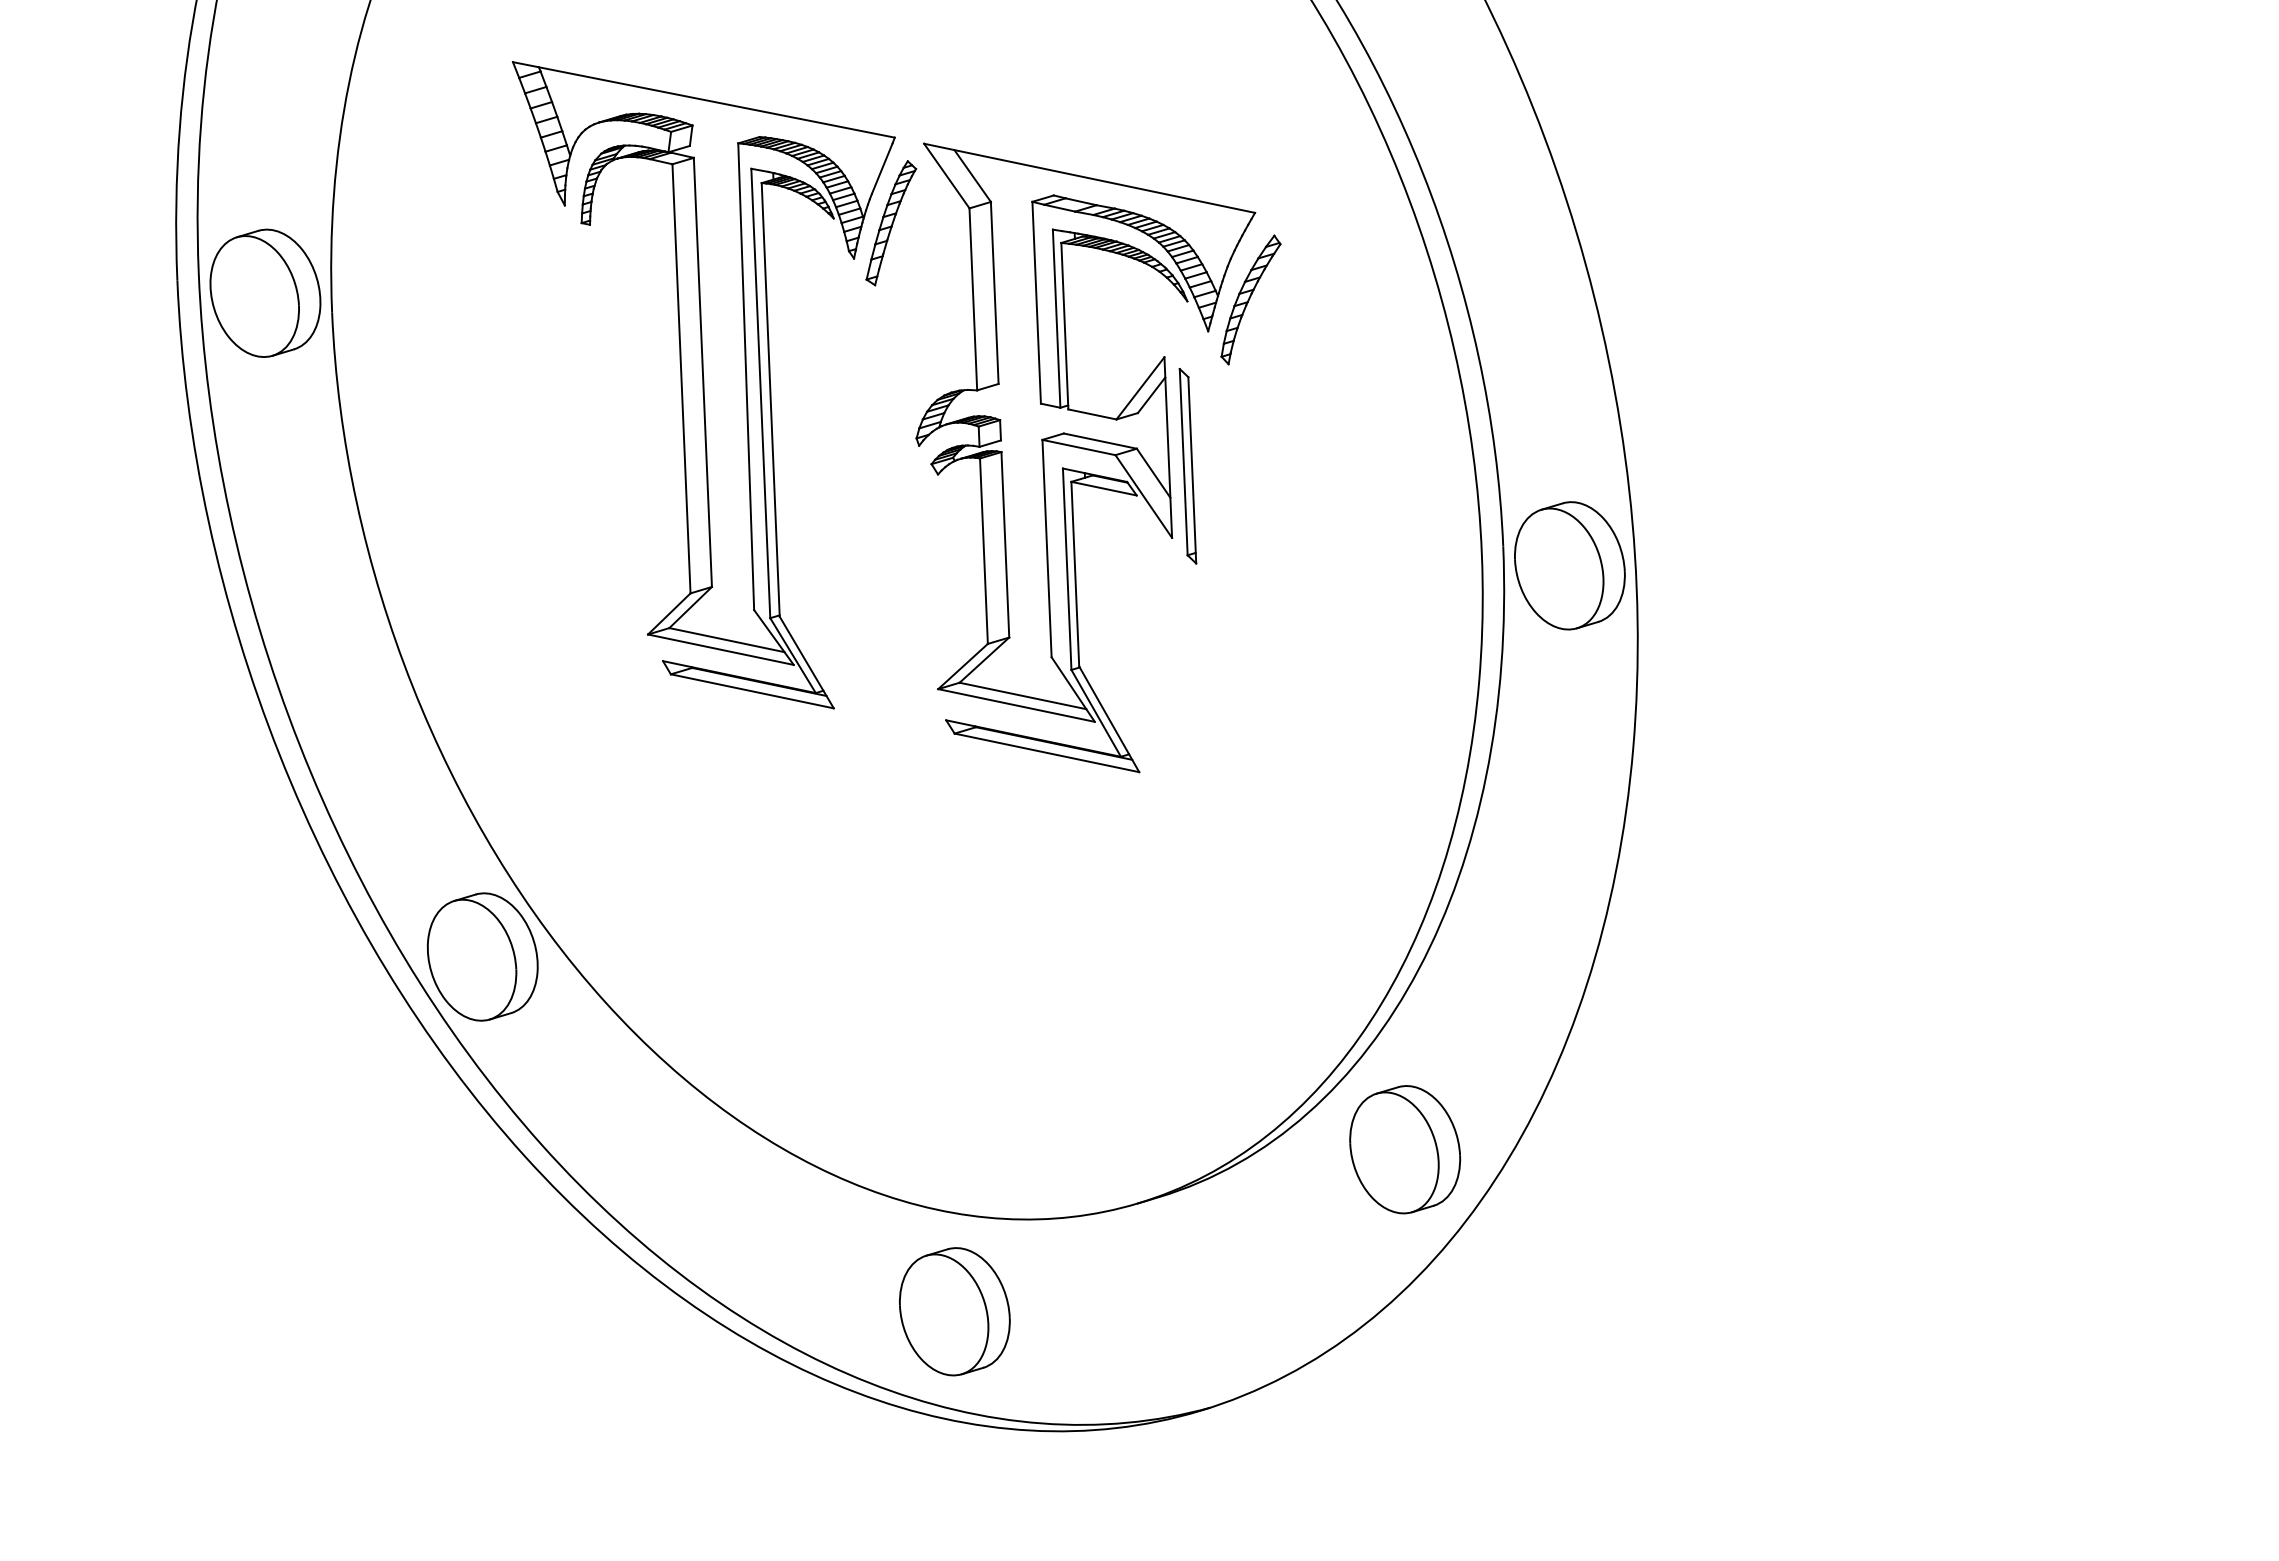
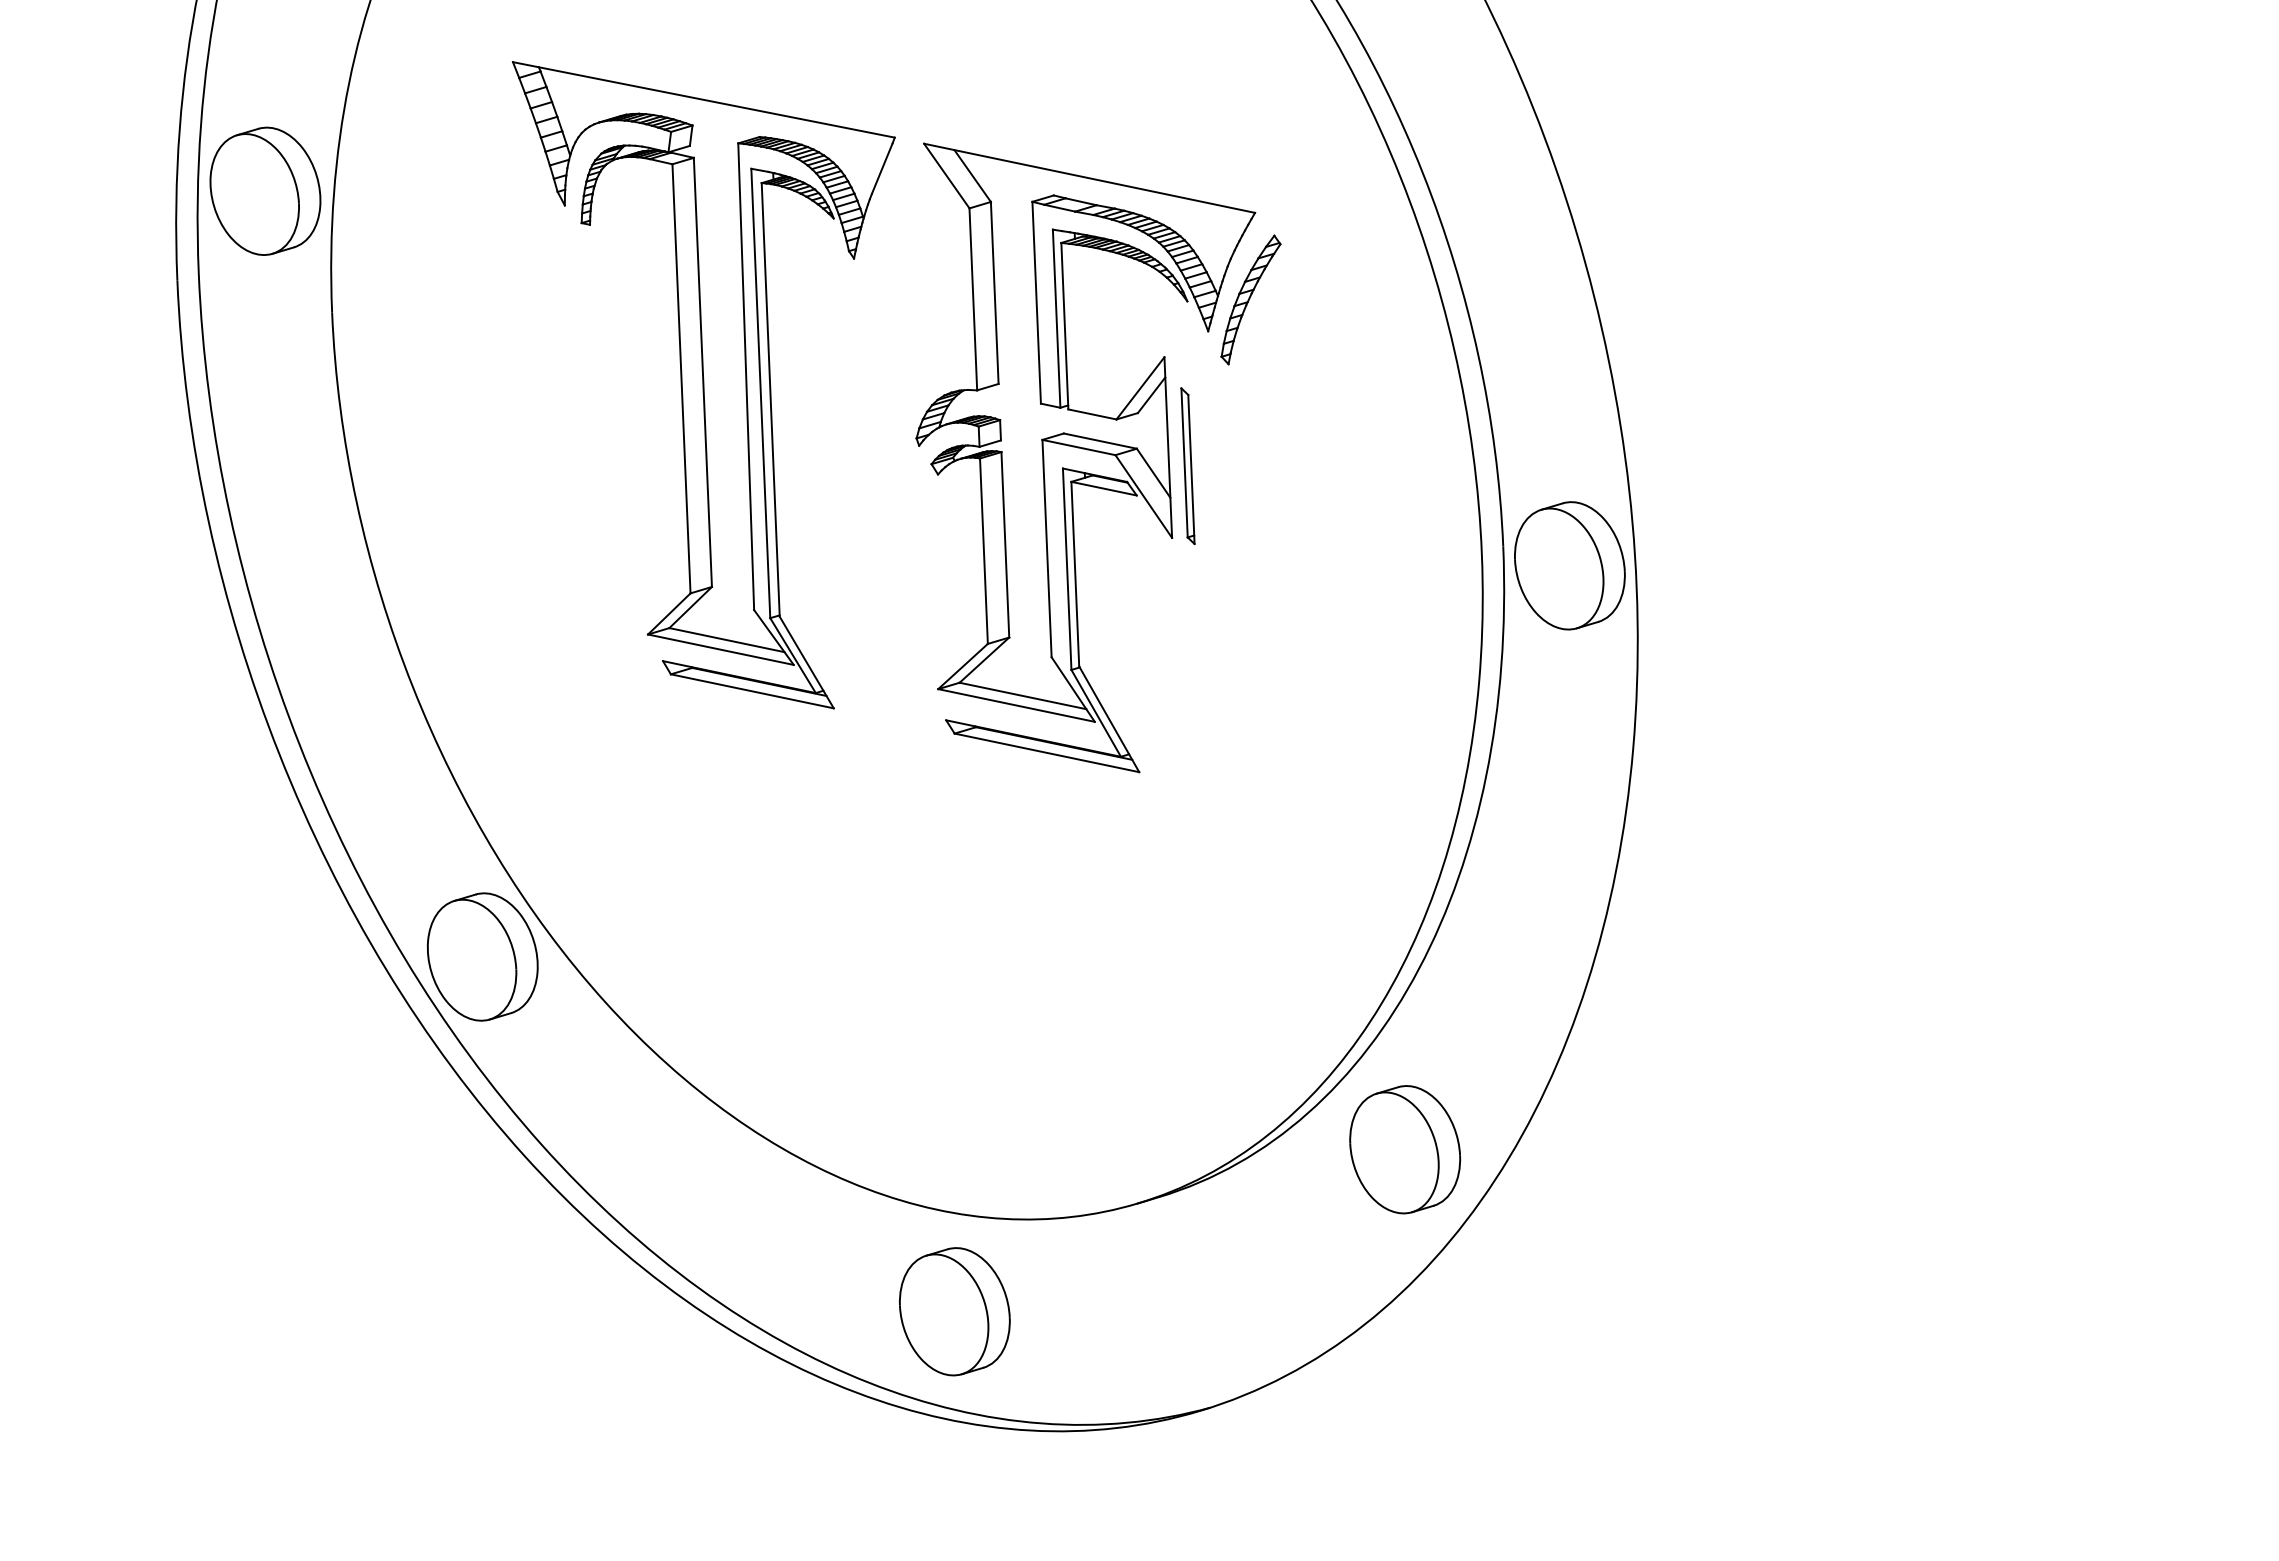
part: present -> none (891, 223)
part position: (265, 292) -> (265, 190) (265, 190)
part size: 20x198 px -> 16x159 px (1187, 466)
